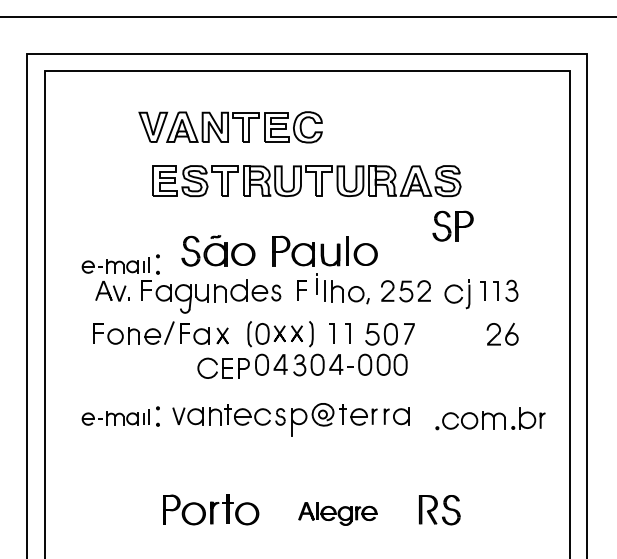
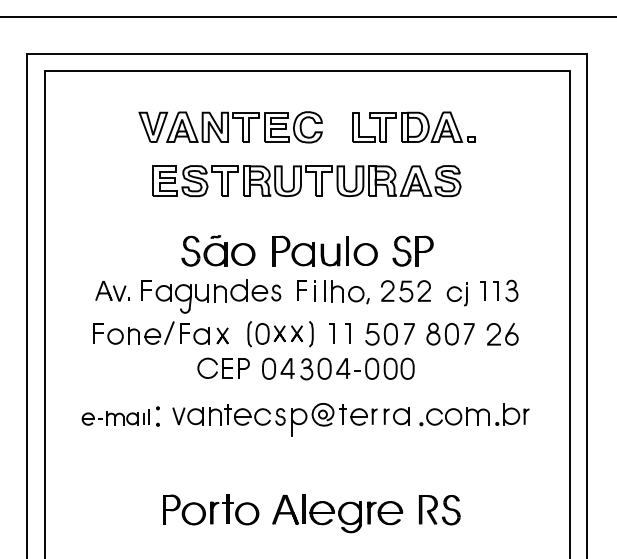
part: none -> present (413, 126)
part position: (452, 225) -> (412, 250) (412, 250)
part: present -> none (120, 264)
line position: (316, 283) -> (314, 290) (314, 290)
part size: 27x31 px -> 22x25 px (456, 294)
part: none -> present (450, 333)
part position: (331, 364) -> (338, 368) (338, 368)
part position: (490, 418) -> (474, 414) (474, 414)
part size: 80x24 px -> 132x40 px (337, 513)
